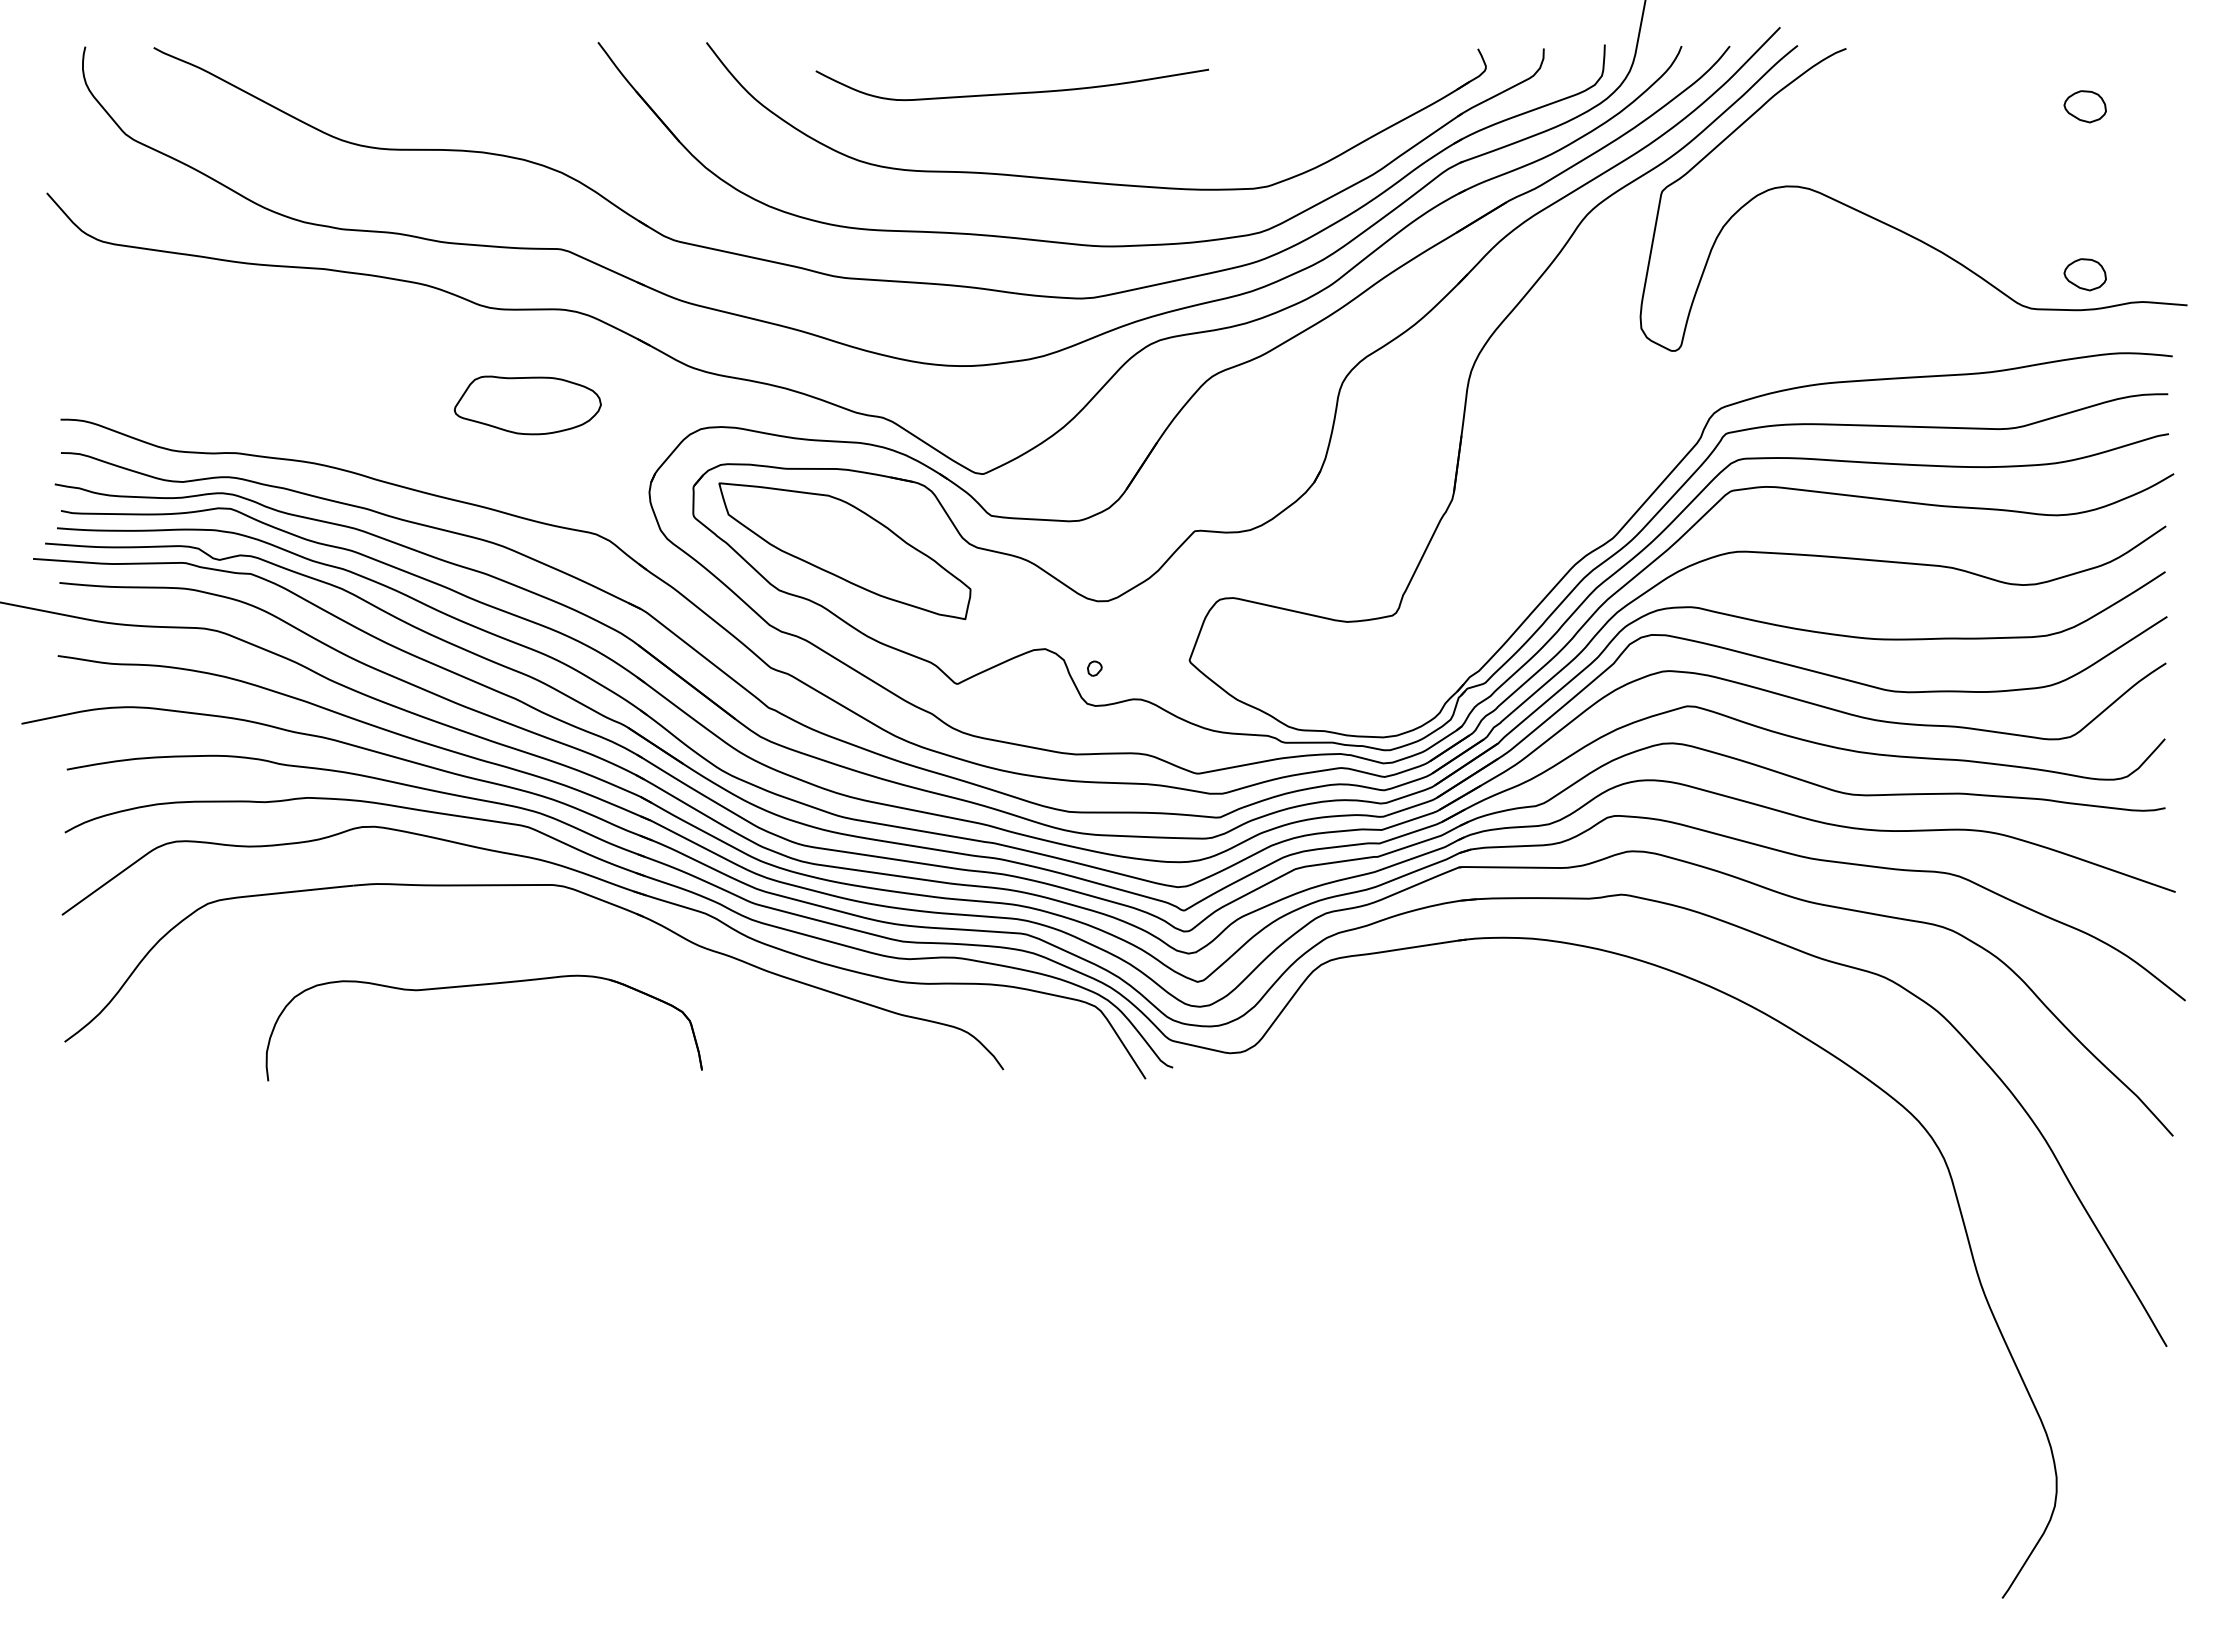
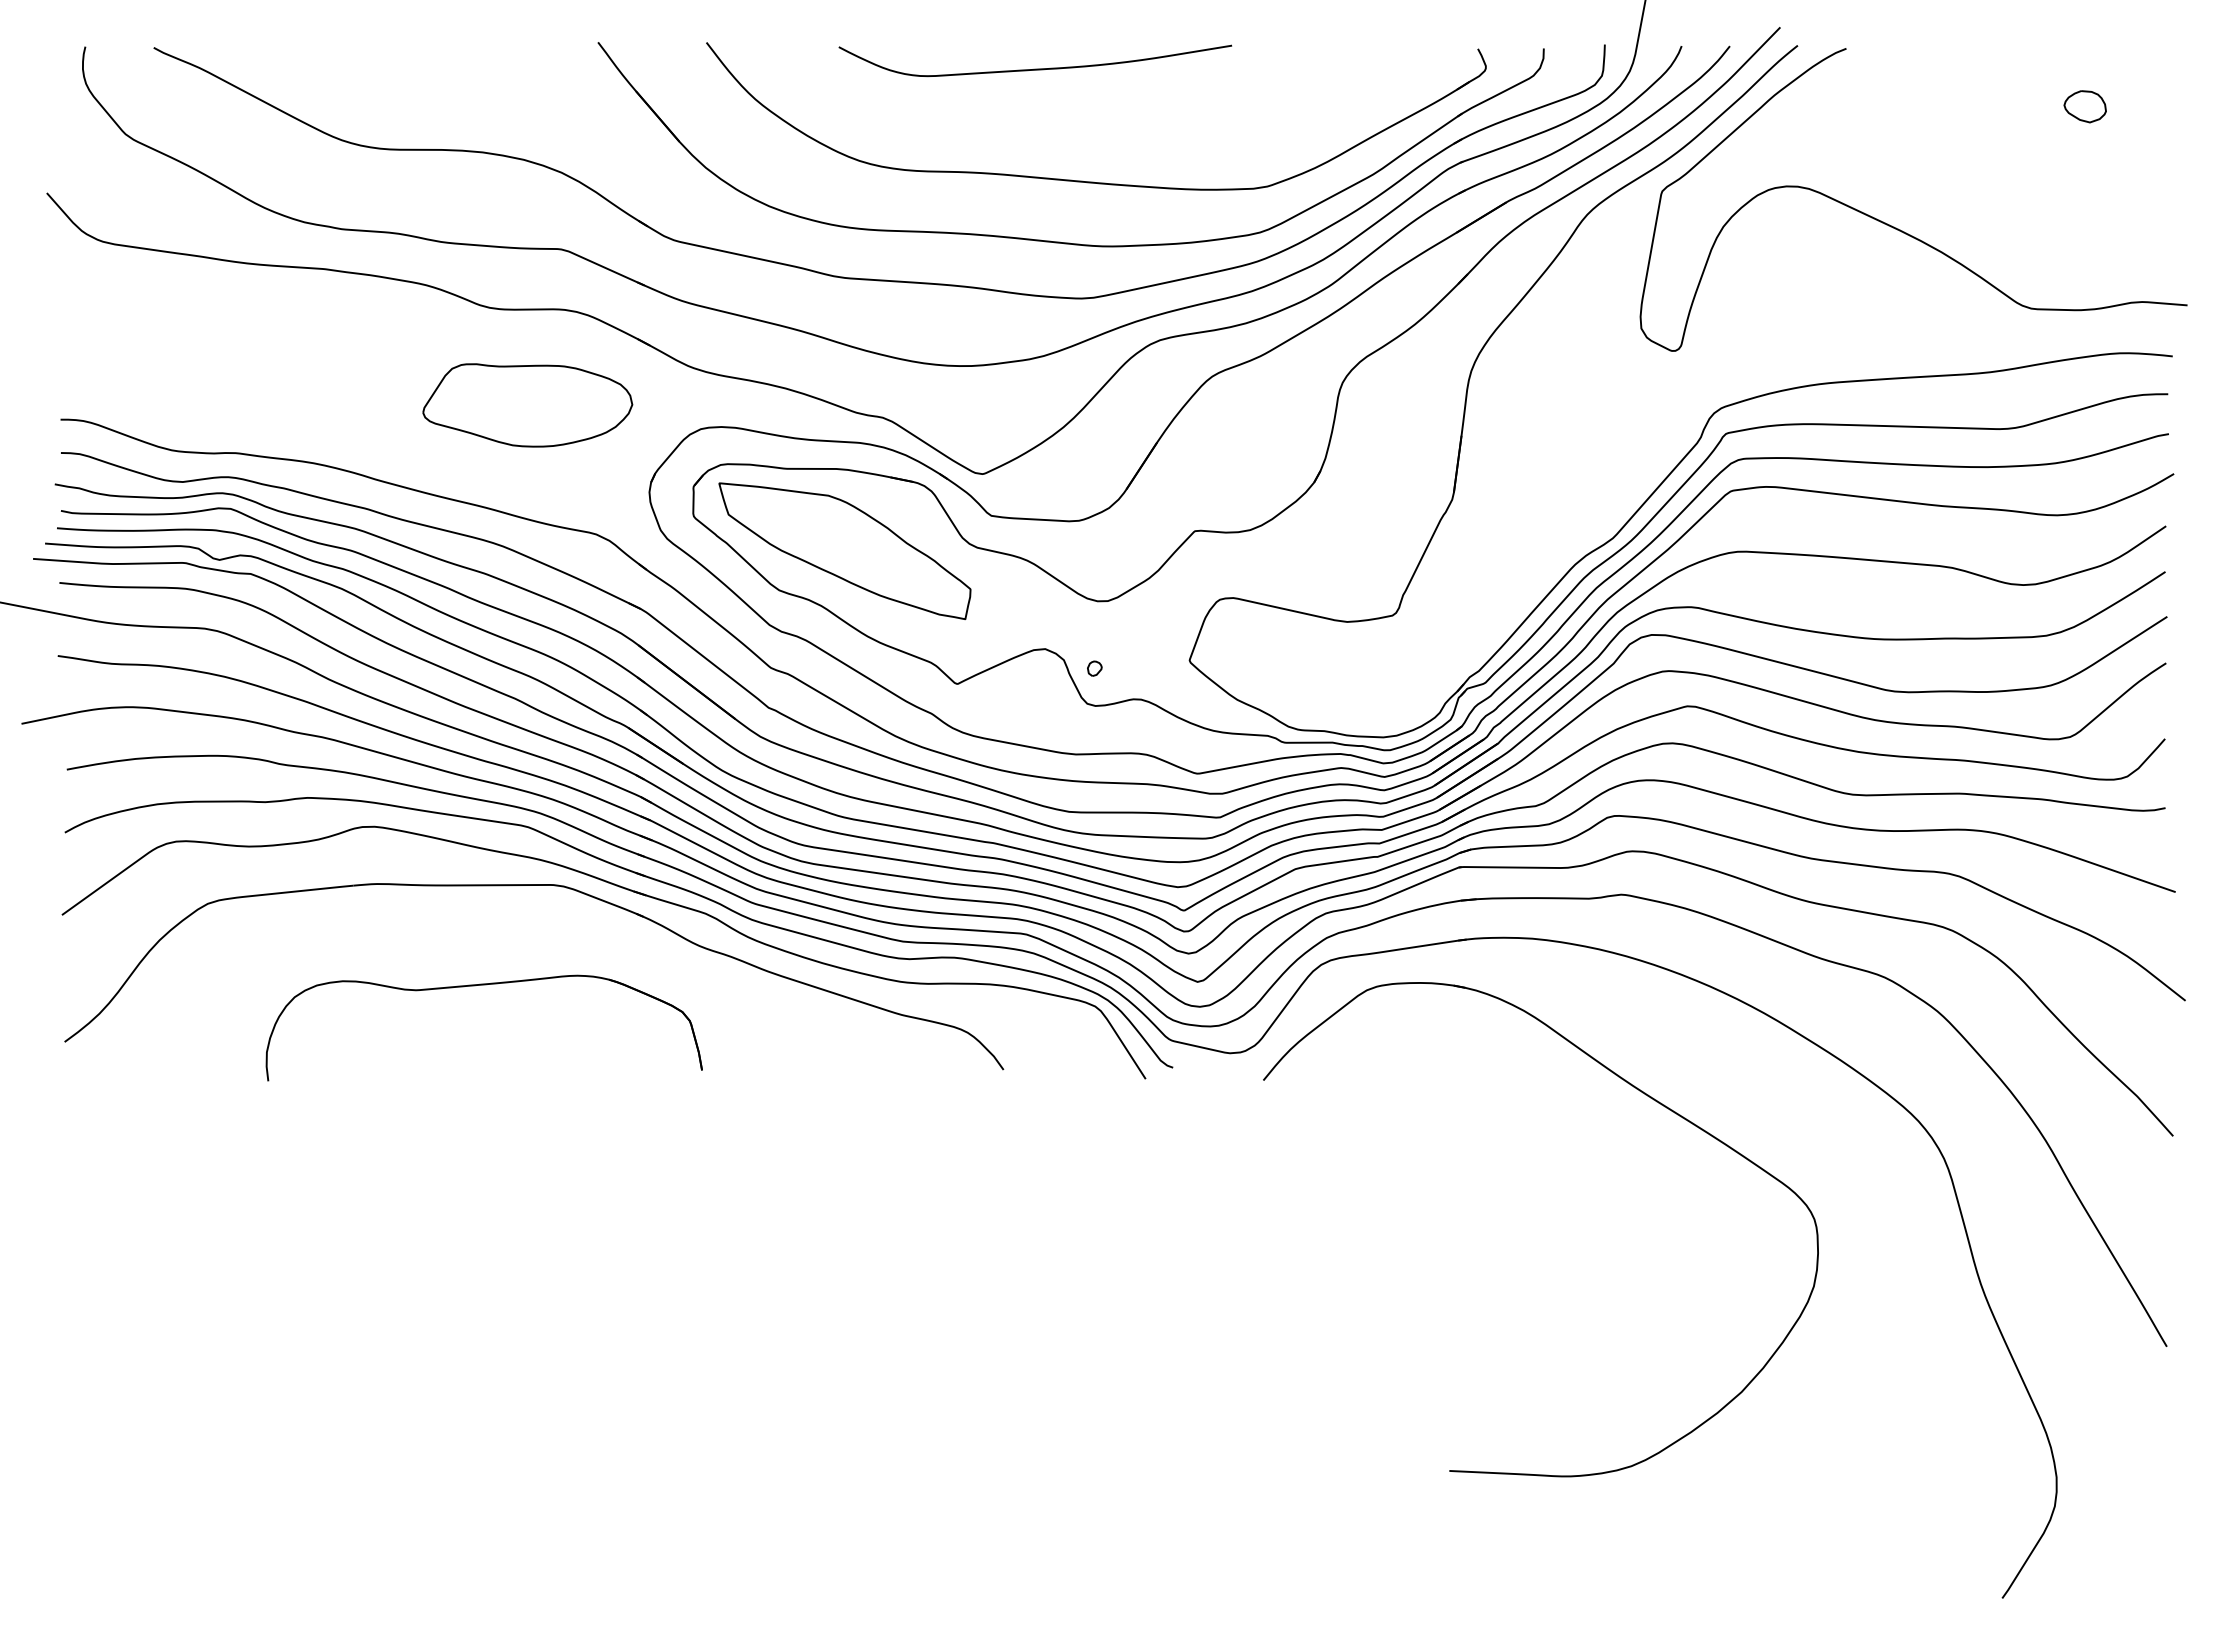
curve position: (1012, 92) -> (1035, 68) (1035, 68)
part: present -> none (2084, 274)
part size: 149x61 px -> 212x85 px (527, 405)
part: none -> present (1633, 1087)
